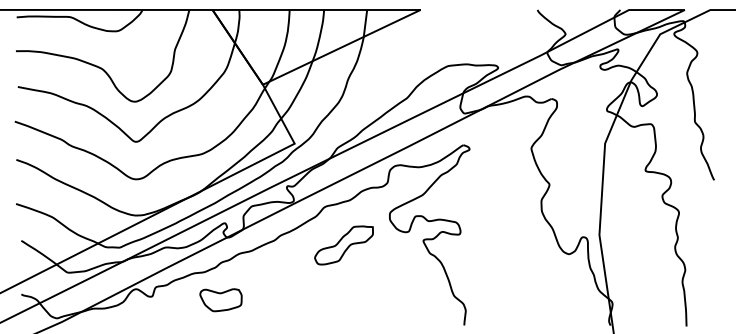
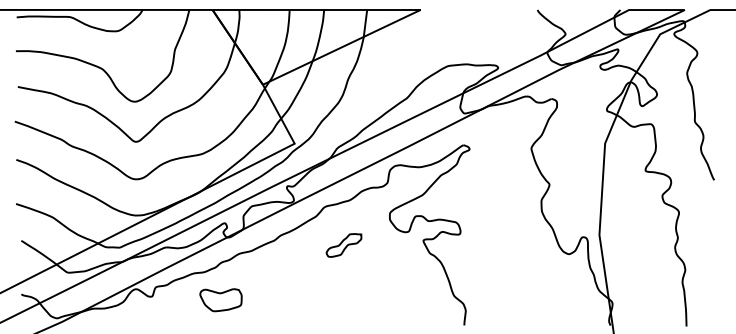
part size: 60x41 px -> 38x25 px (343, 245)
